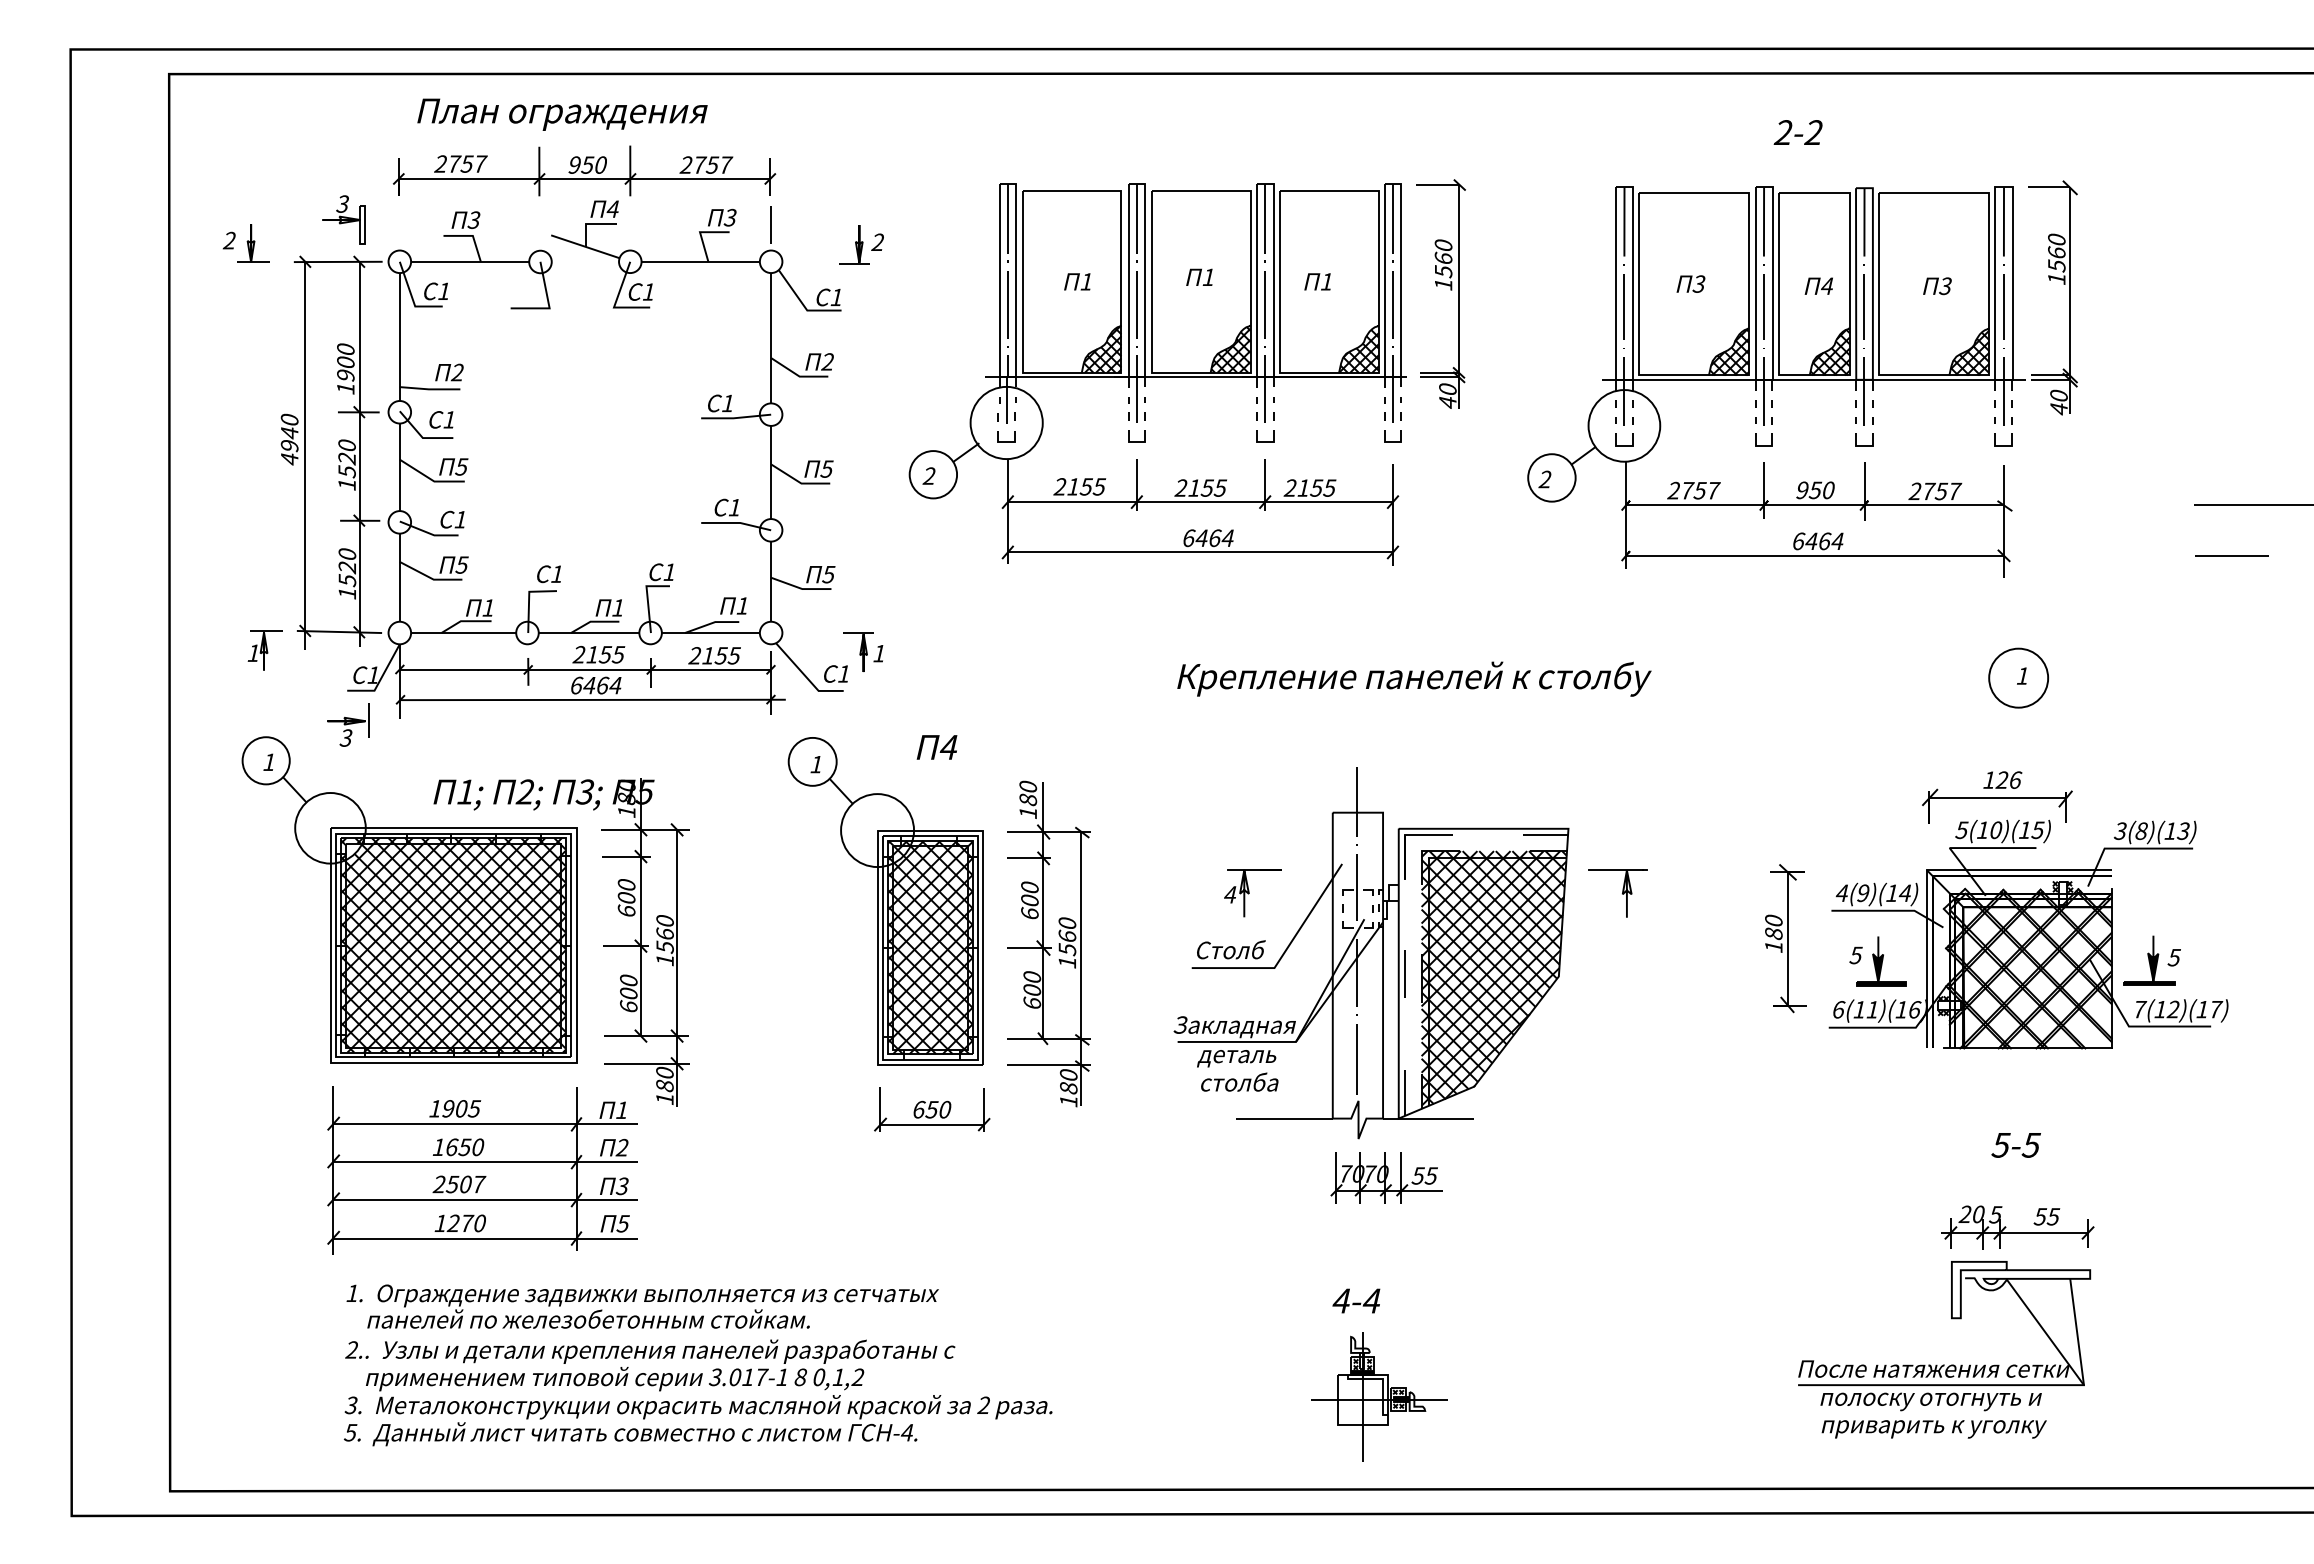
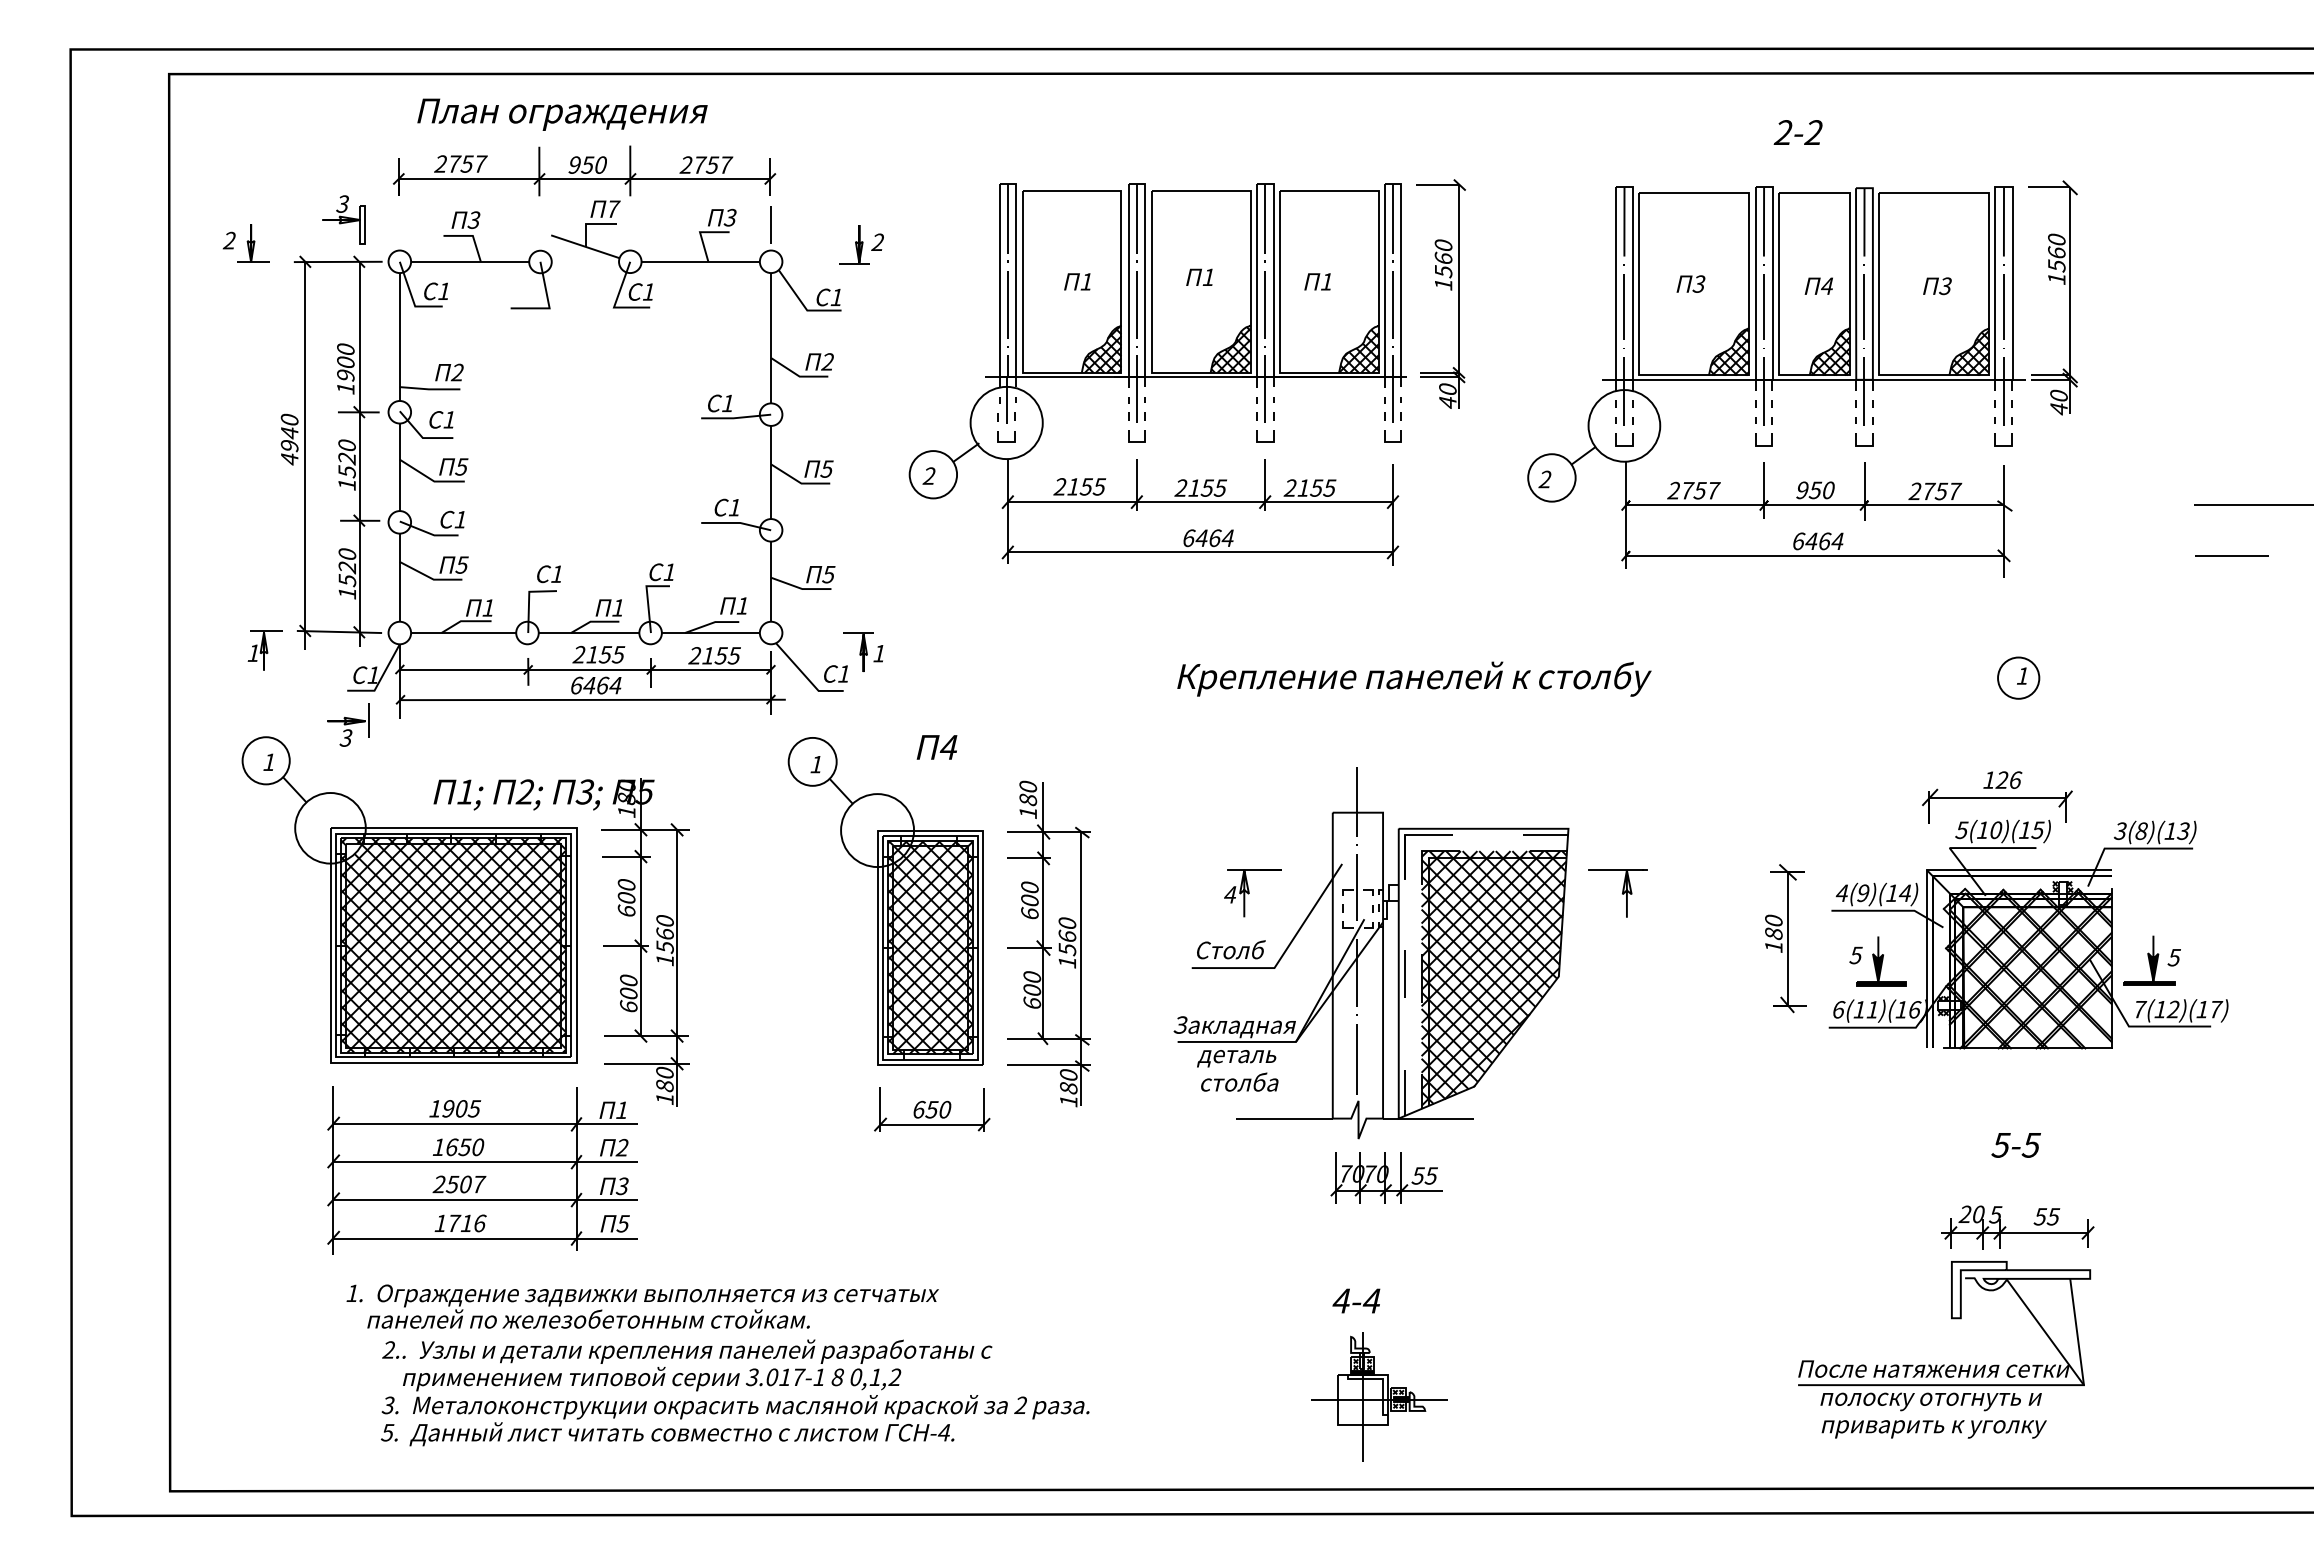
text: 4 -> 7 (613, 208)
circle diameter: 59 px -> 41 px (2018, 677)
text: 1270 -> 1716 (466, 1223)
text position: (697, 1392) -> (734, 1392) (734, 1392)
